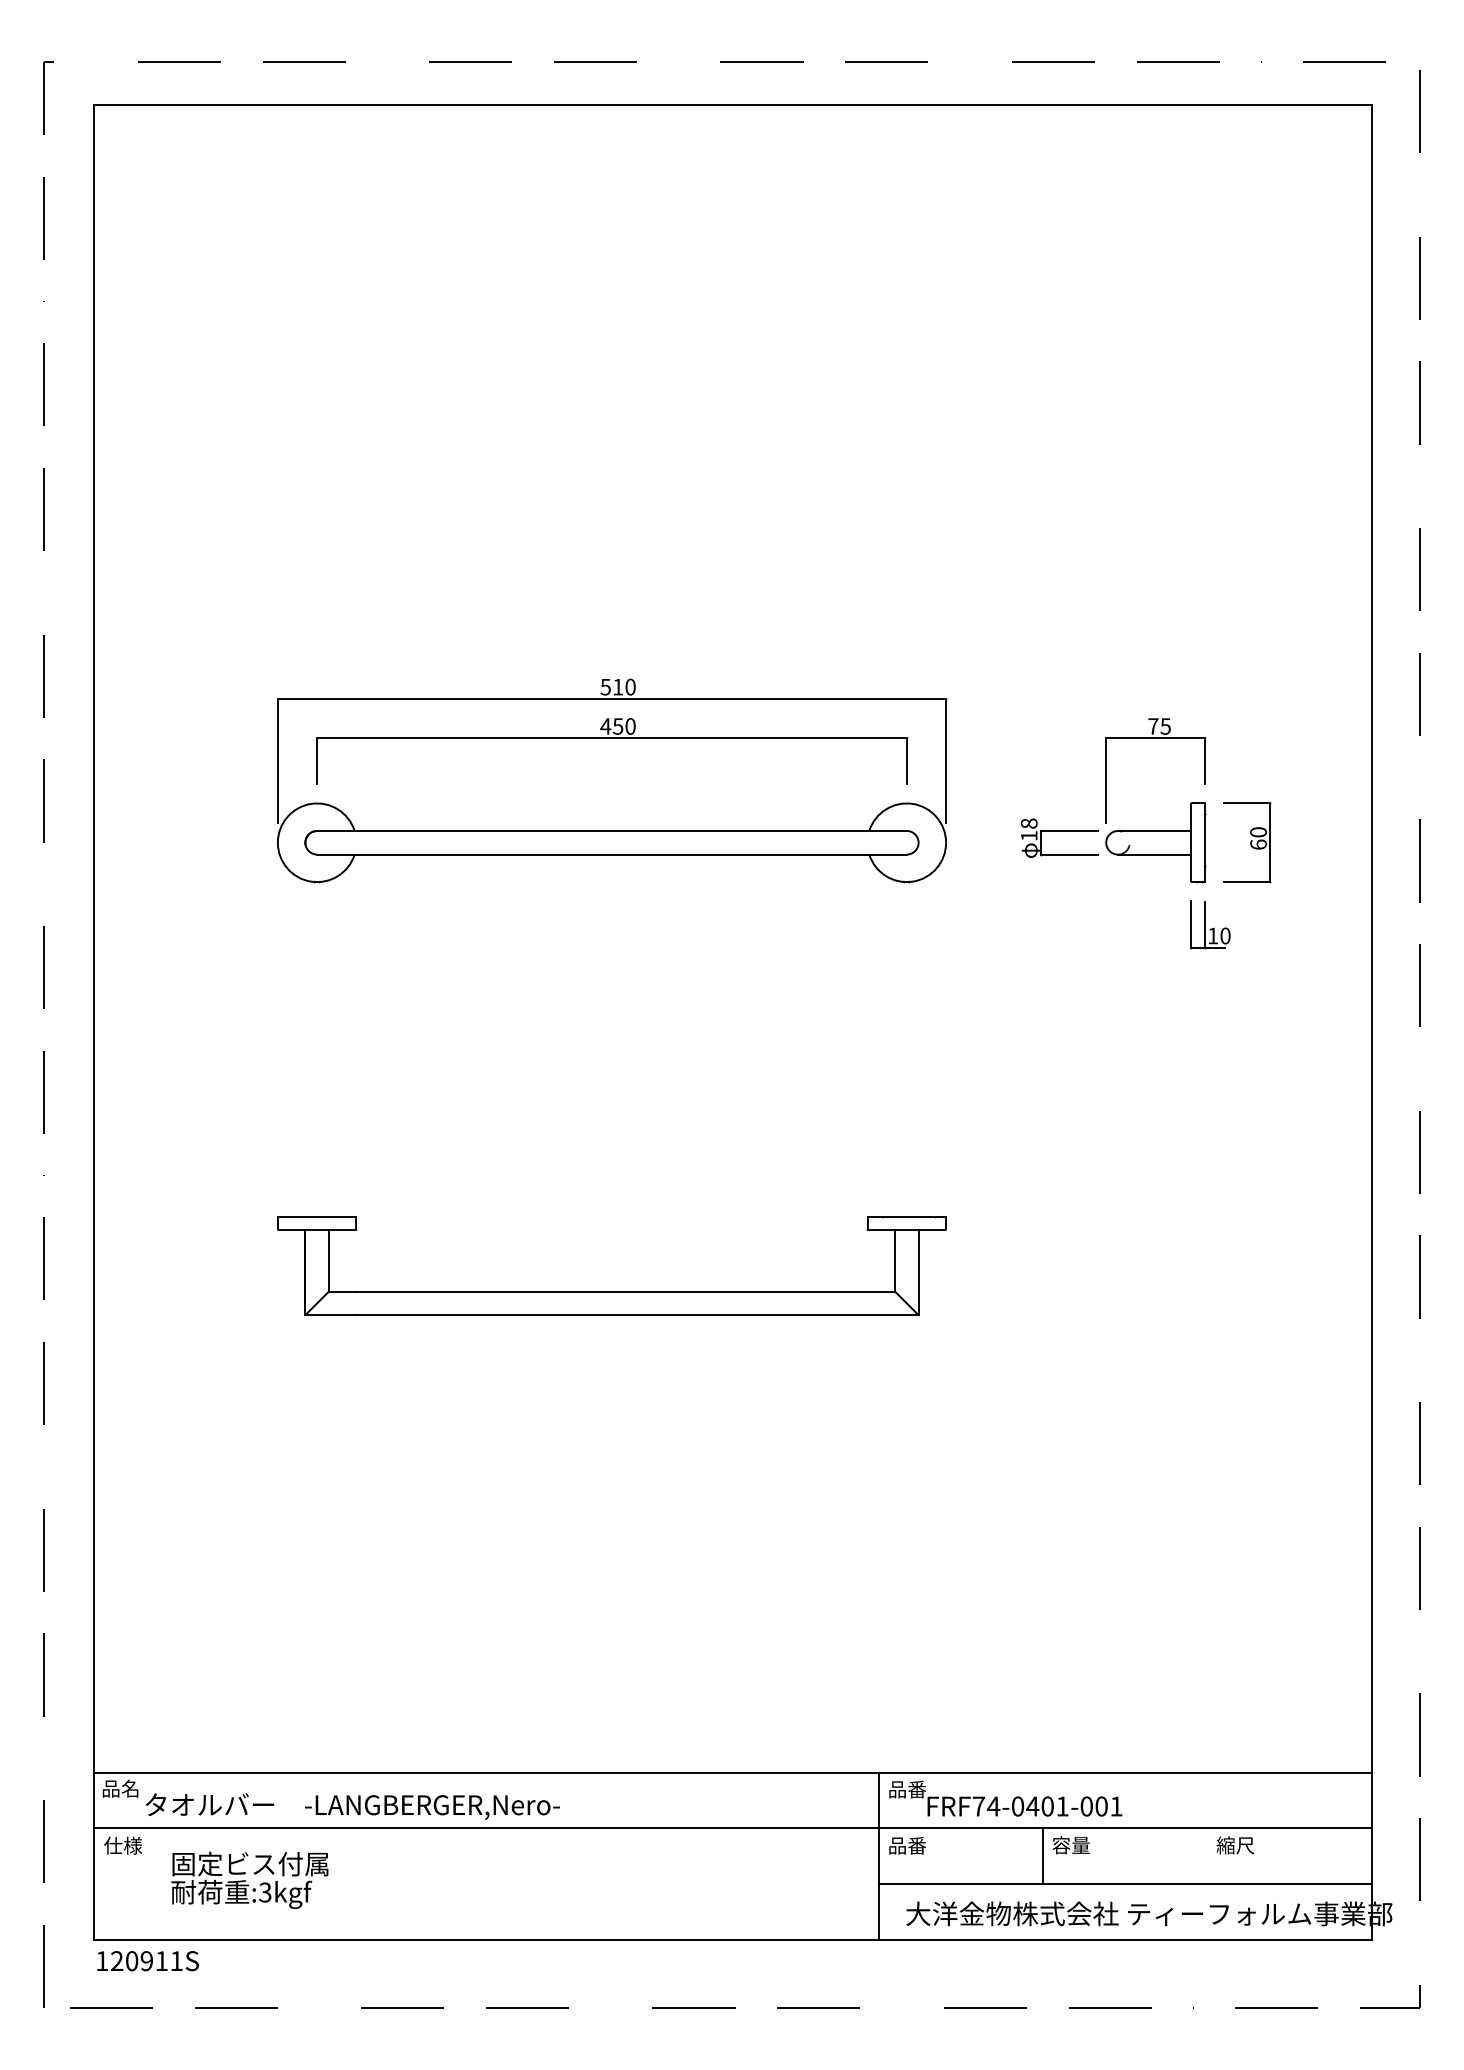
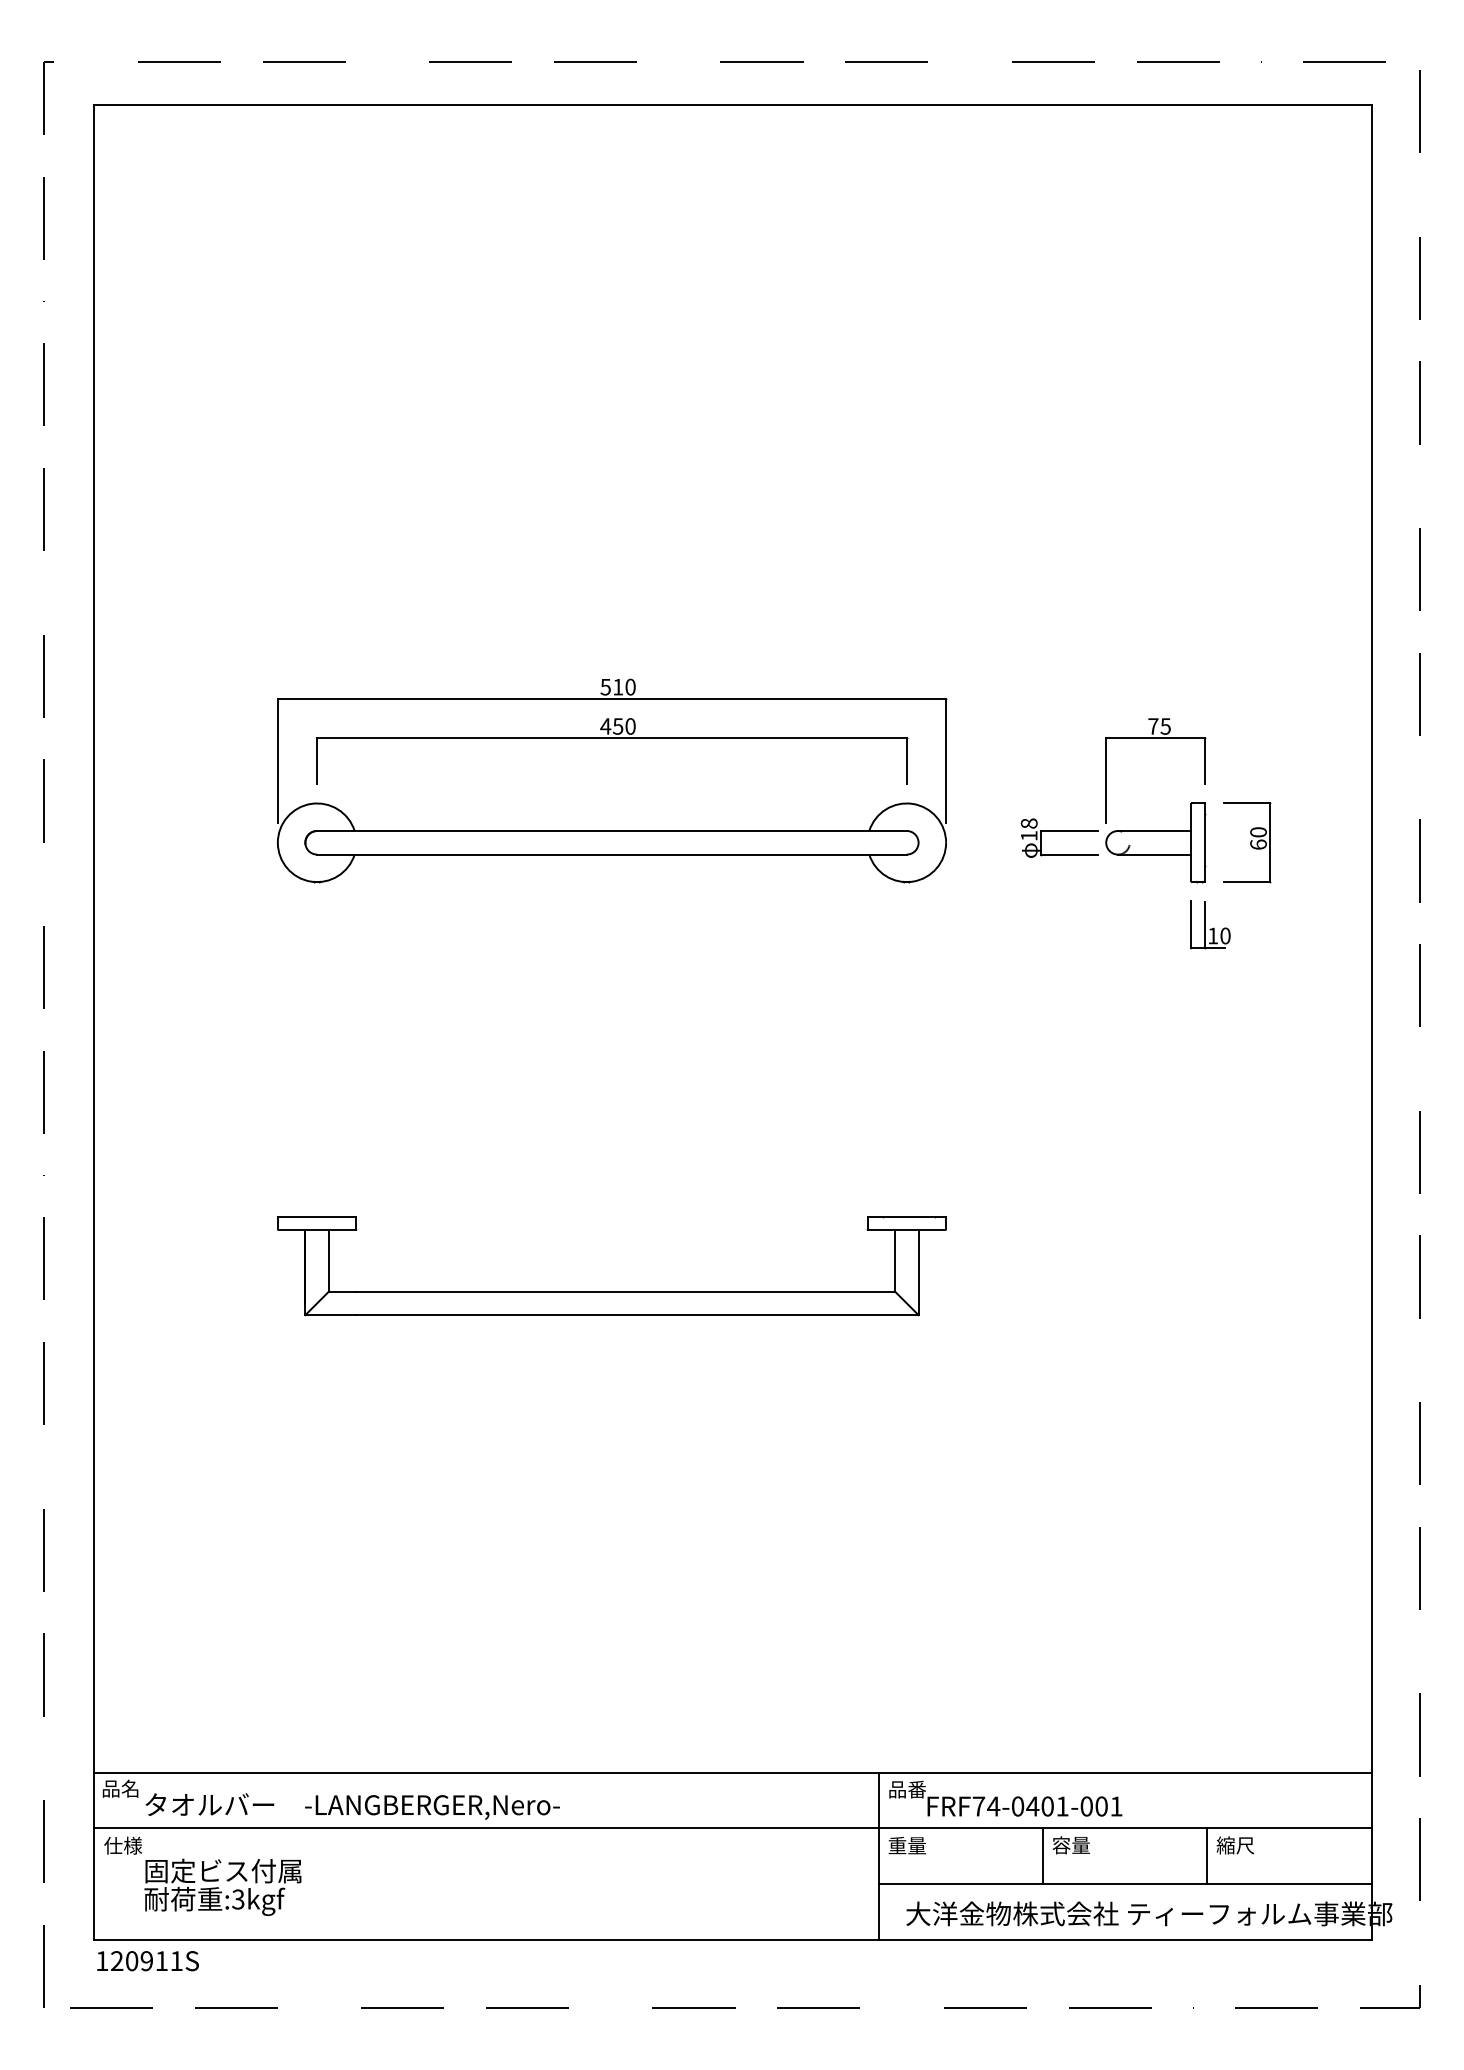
text: 品番 -> 重量 (907, 1845)
line: none -> present (1207, 1855)
text position: (249, 1879) -> (222, 1886) (222, 1886)
